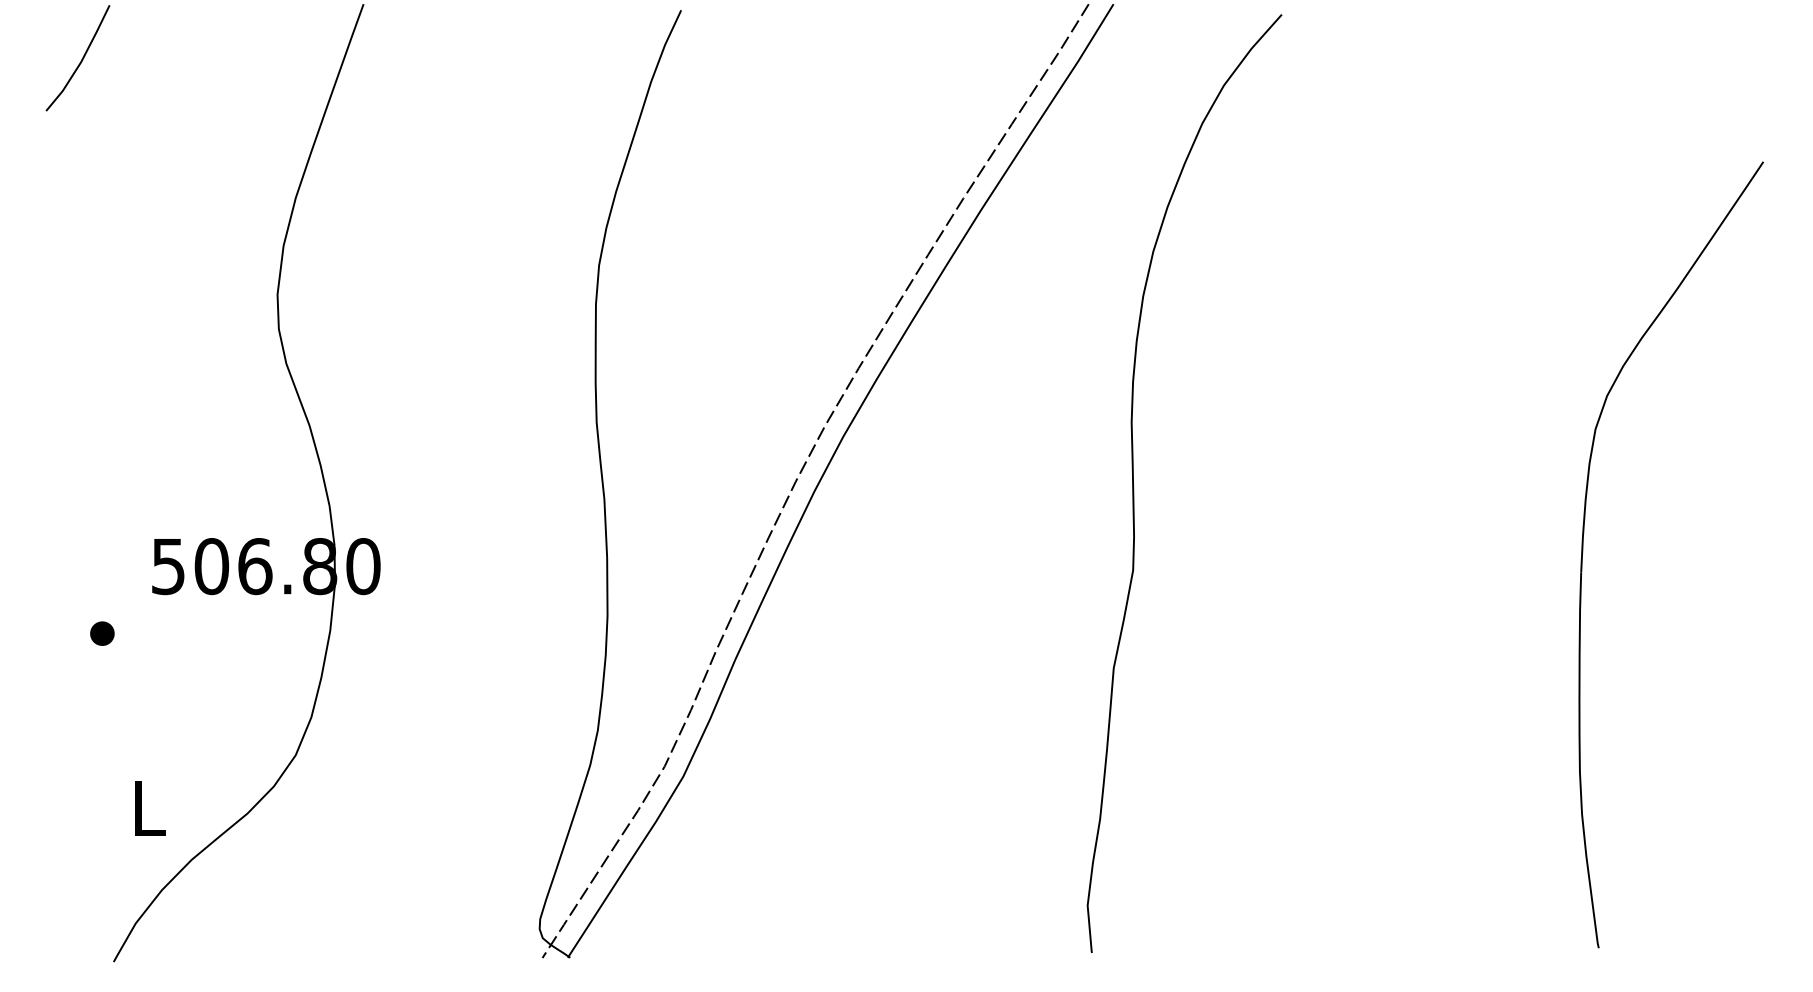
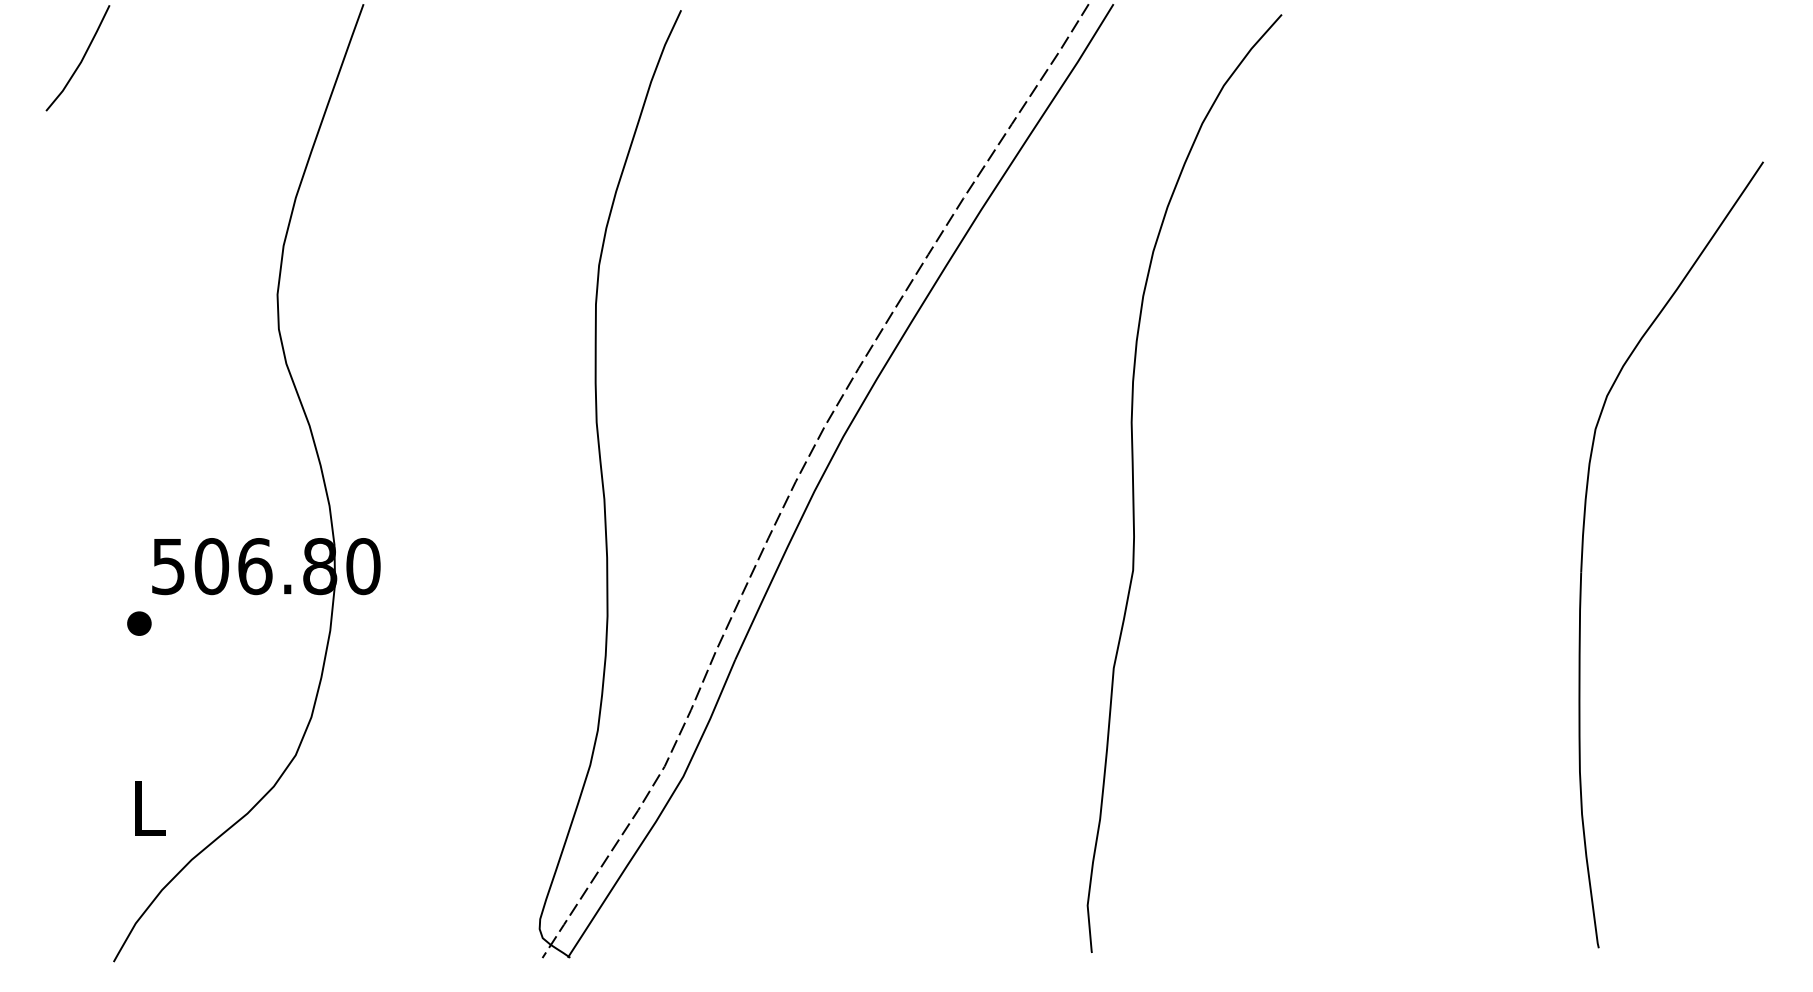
part position: (102, 633) -> (139, 623) (139, 623)
